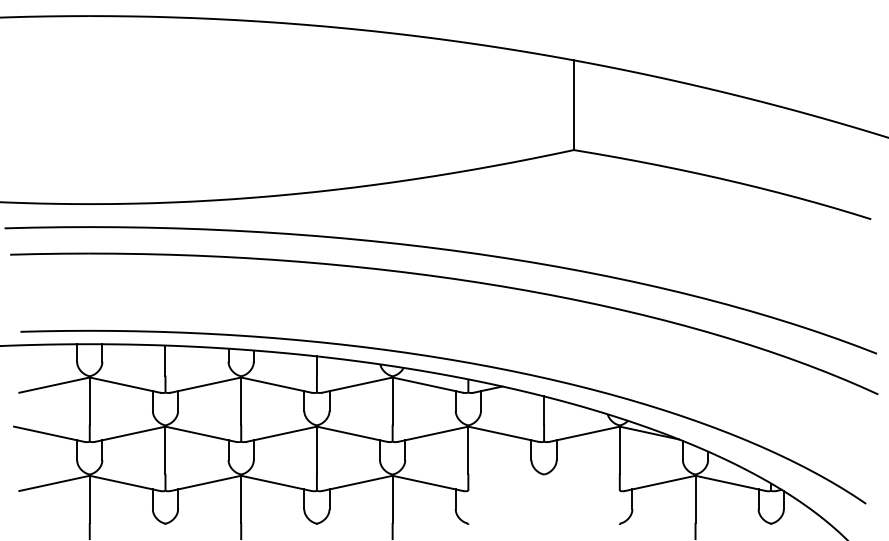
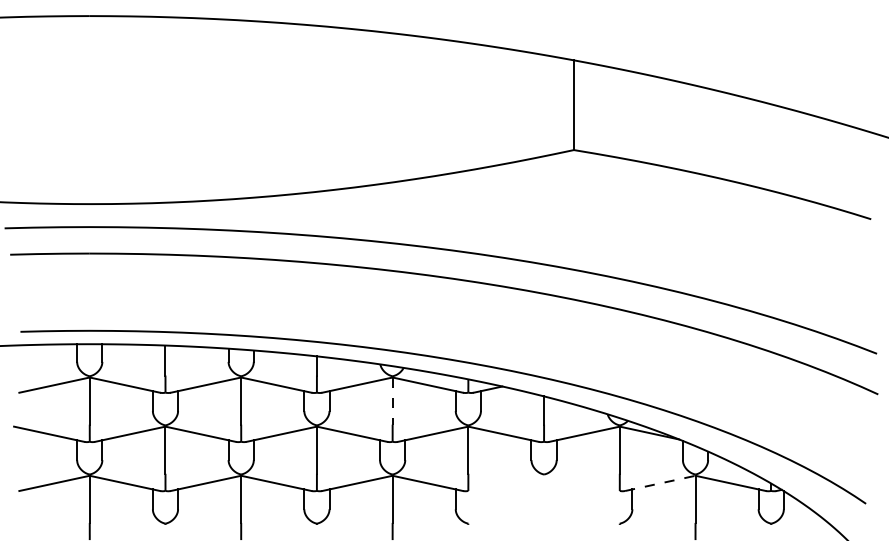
line: solid -> dashed (392, 401)
line: solid -> dashed (660, 483)
